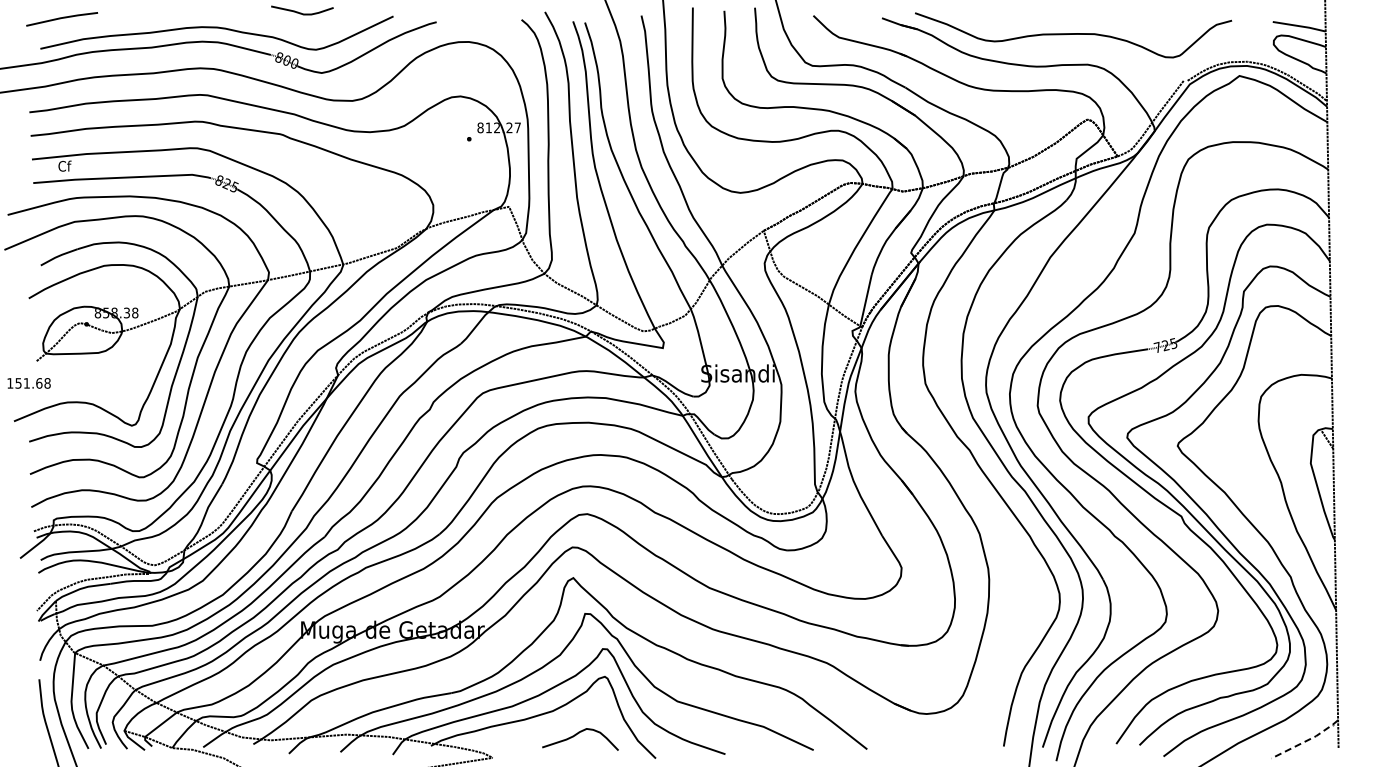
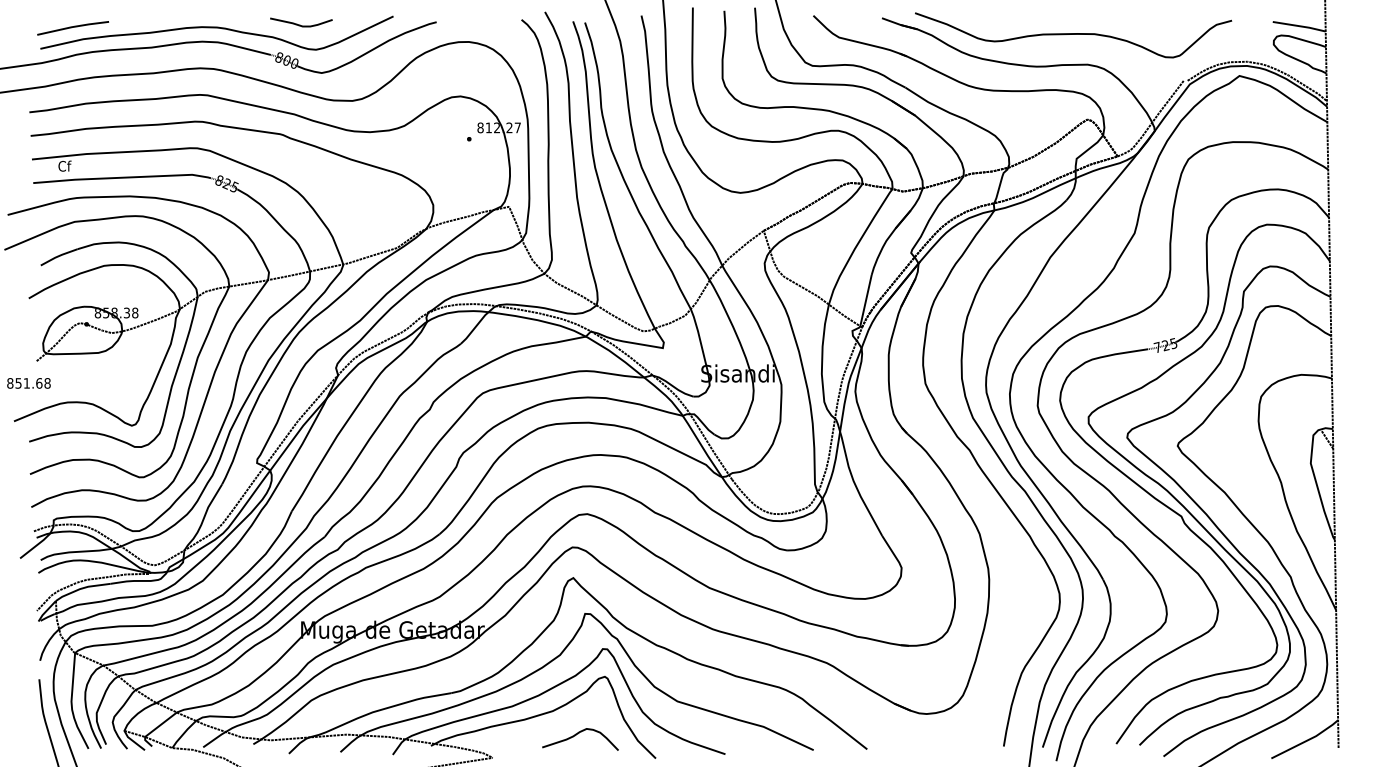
curve position: (301, 12) -> (300, 24) (300, 24)
line position: (62, 18) -> (73, 27) (73, 27)
text: 151.68 -> 851.68 (10, 383)
line: dashed -> solid (1306, 740)
